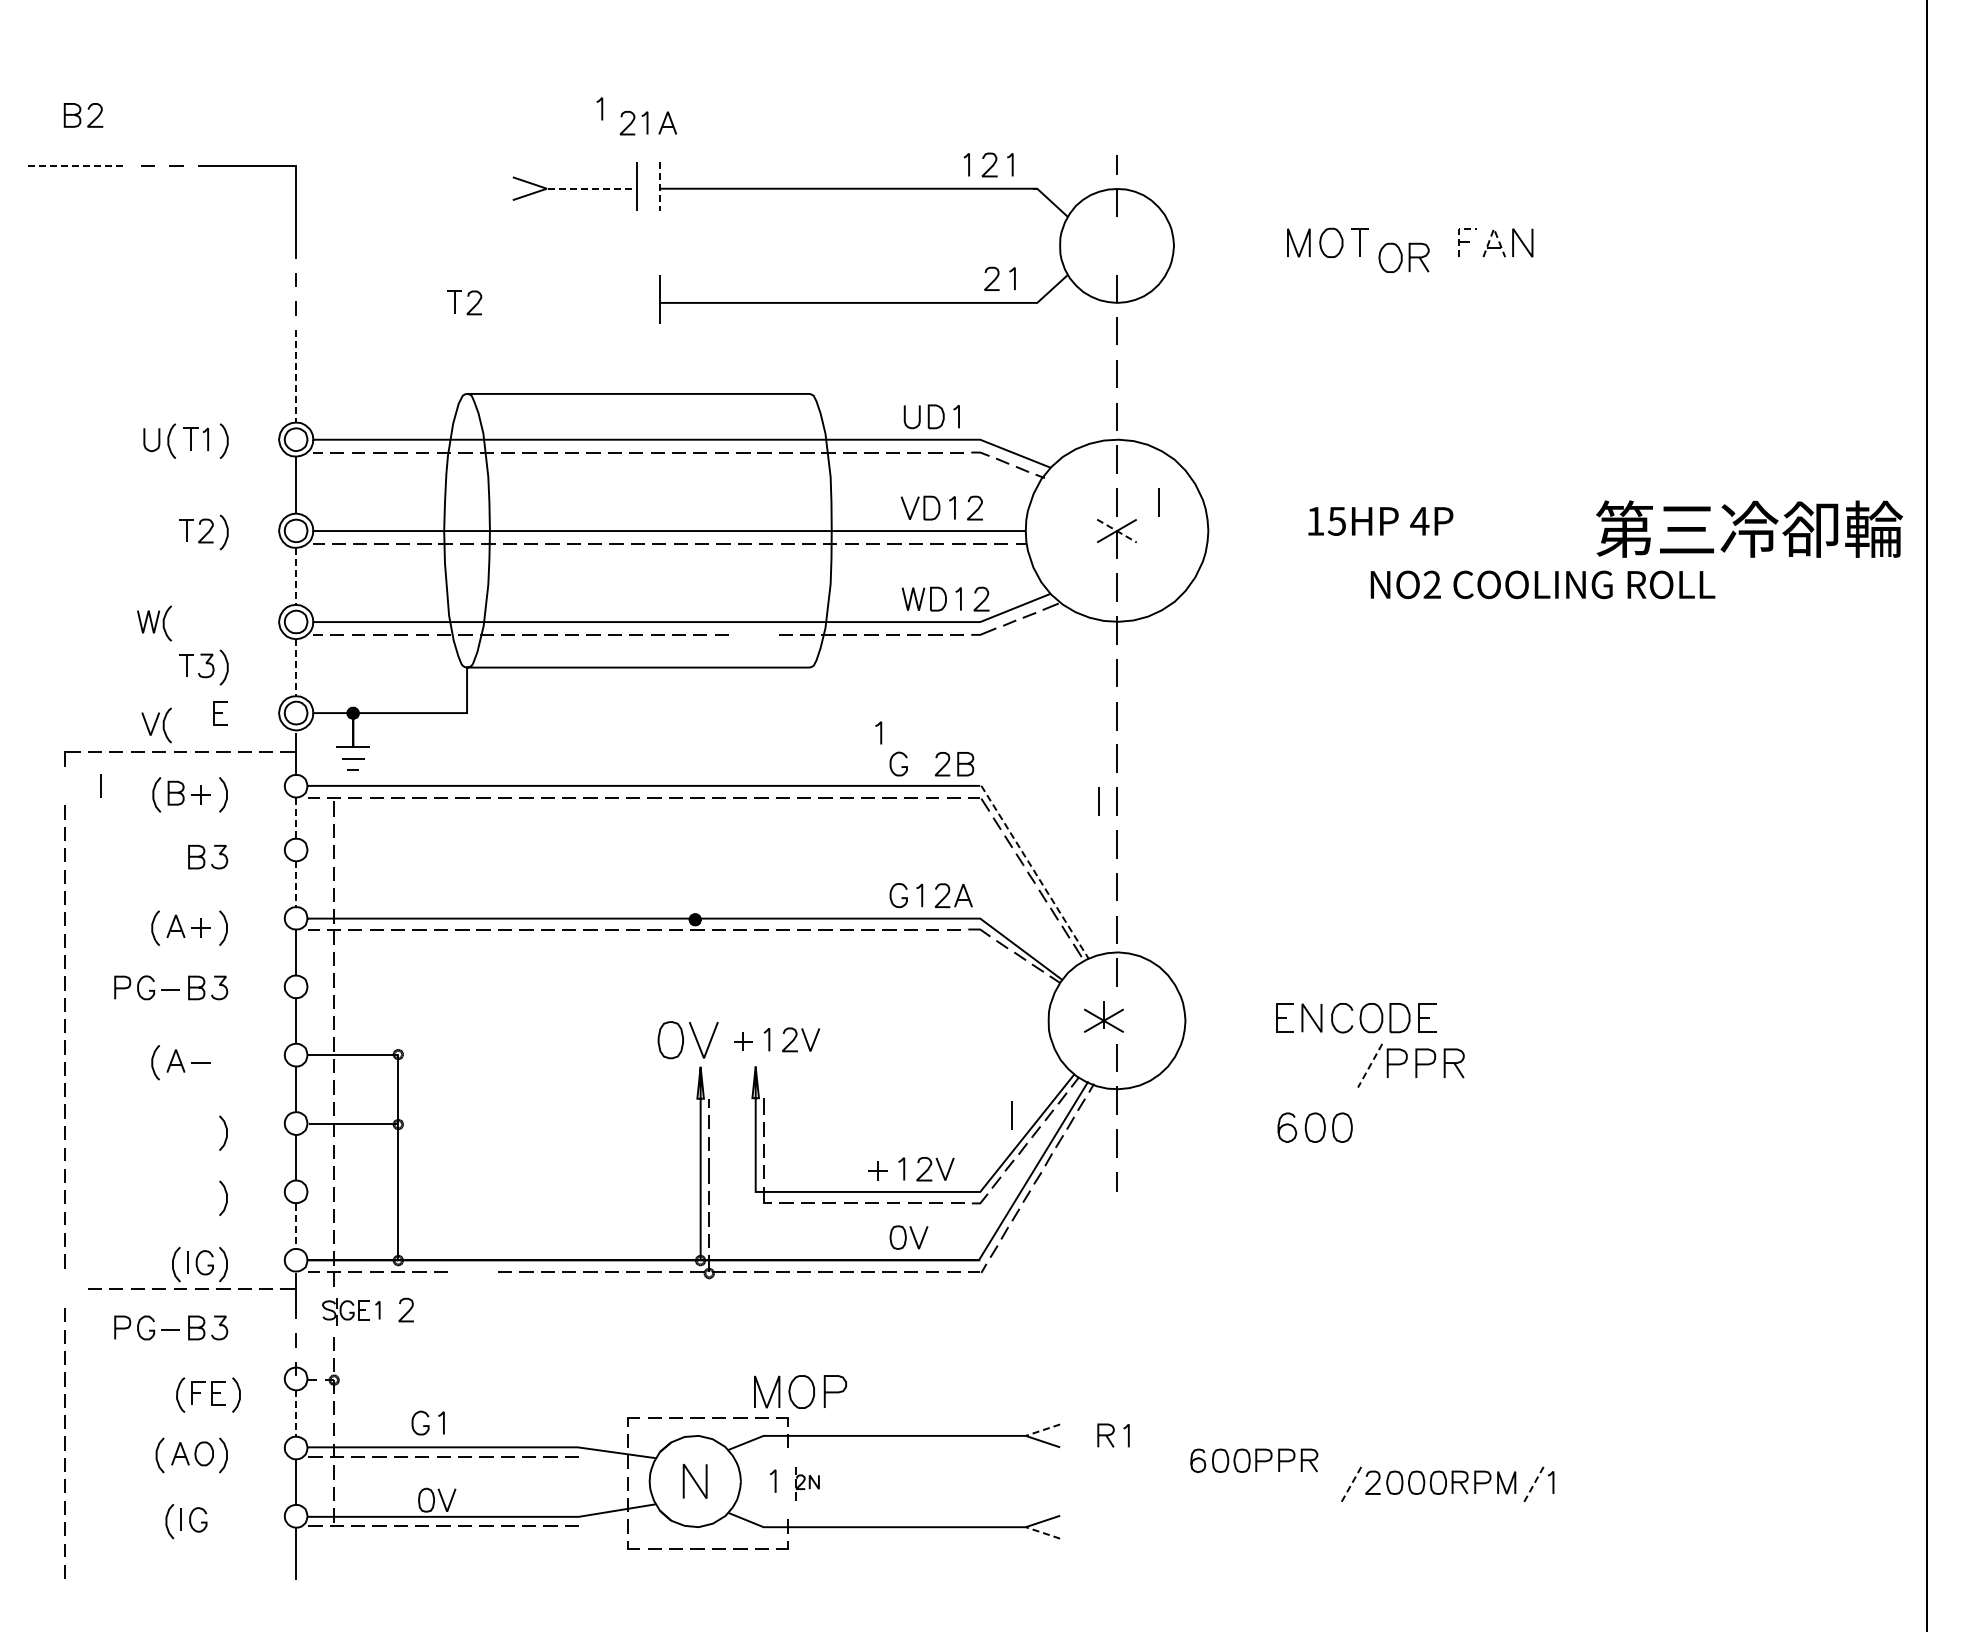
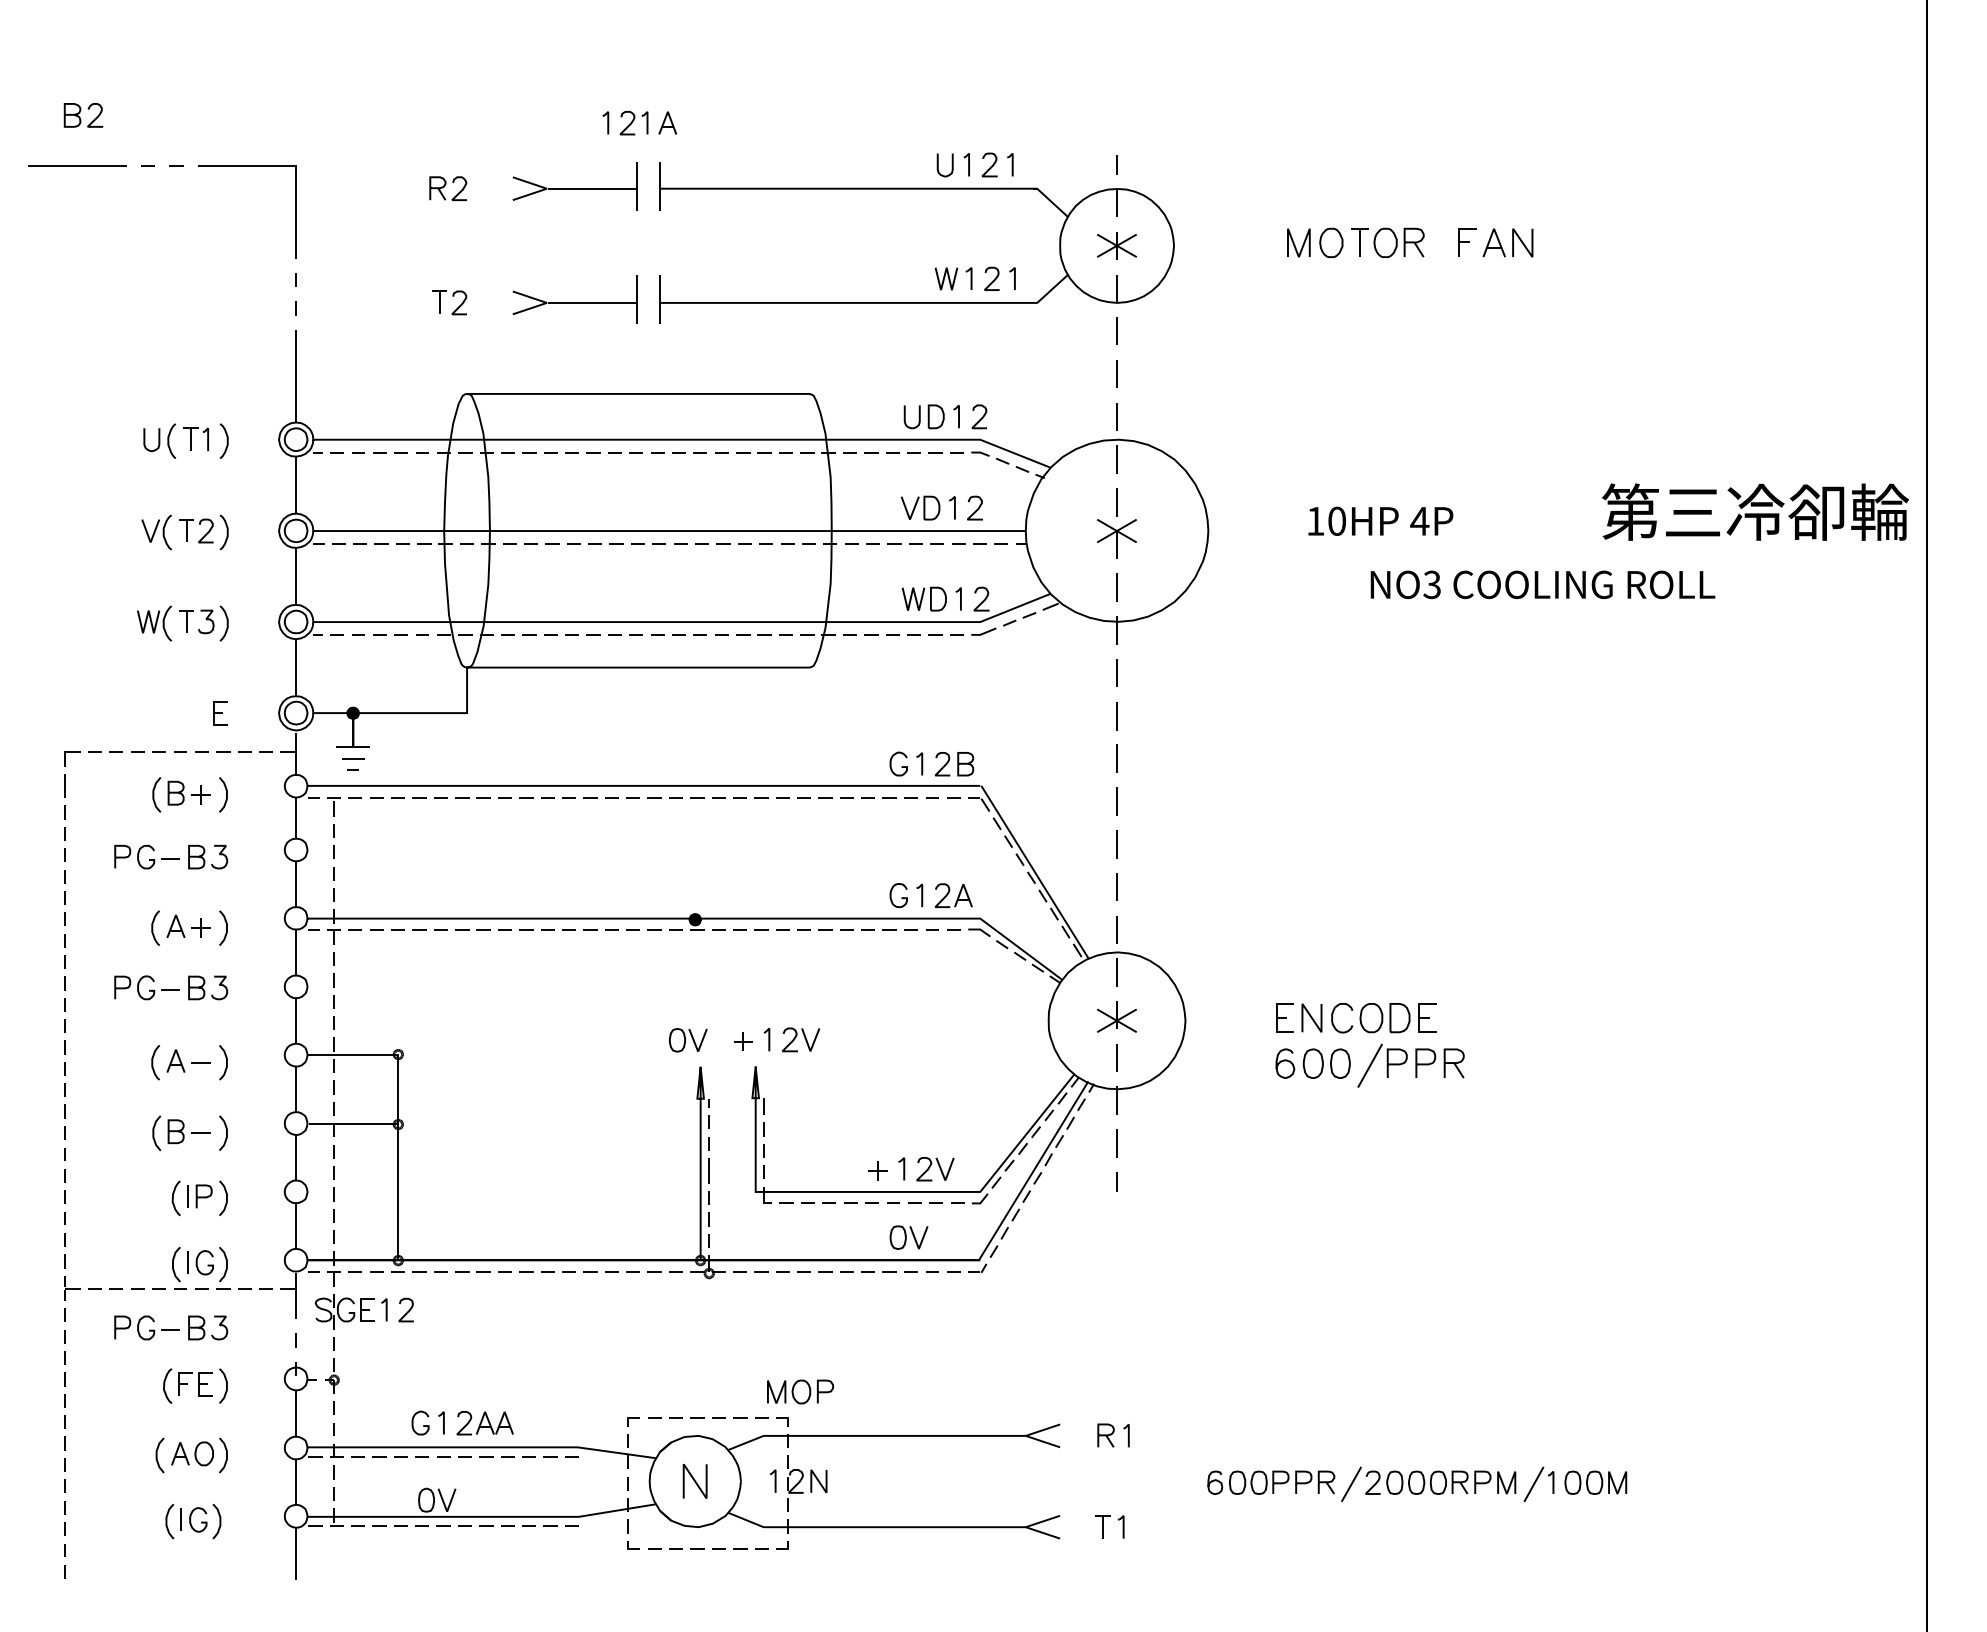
line position: (601, 108) -> (607, 122) (607, 122)
line: dashed -> solid (77, 165)
curve: none -> present (938, 165)
line: dashed -> solid (659, 186)
part: none -> present (448, 188)
line: dashed -> solid (593, 188)
line: dashed -> solid (1494, 228)
line: dashed -> solid (1458, 233)
part: none -> present (1116, 245)
part position: (1403, 257) -> (1398, 242) (1398, 242)
part: none -> present (953, 278)
part position: (467, 296) -> (452, 296) (452, 296)
part: none -> present (574, 299)
line: dashed -> solid (296, 376)
curve: none -> present (981, 417)
line: present -> none (1158, 502)
text: 15HP -> 10HP (1336, 520)
text position: (1749, 528) -> (1755, 511) (1755, 511)
line: dashed -> solid (1116, 531)
line: dashed -> solid (296, 576)
text: NO2 -> NO3 (1431, 585)
line: none -> present (750, 634)
part position: (203, 667) -> (203, 623) (203, 623)
line: dashed -> solid (296, 668)
part position: (156, 725) -> (156, 532) (156, 532)
line position: (880, 732) -> (921, 763) (921, 763)
line position: (100, 785) -> (64, 785) (64, 785)
line: present -> none (1098, 801)
line: dashed -> solid (296, 818)
part: none -> present (146, 856)
line: dashed -> solid (1034, 872)
line: dashed -> solid (296, 884)
part position: (1103, 1016) -> (1116, 1016) (1116, 1016)
part size: 62x39 px -> 39x25 px (688, 1040)
curve: none -> present (226, 1062)
line: dashed -> solid (1370, 1065)
line: present -> none (1011, 1115)
part position: (1314, 1127) -> (1312, 1063) (1312, 1063)
part: none -> present (181, 1132)
part: none -> present (191, 1198)
line: dashed -> solid (296, 1227)
line: none -> present (469, 1271)
part: none -> present (72, 1288)
part size: 59x28 px -> 73x36 px (351, 1311)
part size: 93x34 px -> 67x26 px (800, 1391)
part position: (208, 1394) -> (195, 1385) (195, 1385)
line: dashed -> solid (296, 1413)
part: none -> present (484, 1423)
line: dashed -> solid (1042, 1430)
part position: (1254, 1460) -> (1271, 1482) (1271, 1482)
part: none -> present (1595, 1482)
part size: 25x34 px -> 41x57 px (807, 1483)
line: dashed -> solid (1351, 1484)
line: dashed -> solid (1533, 1484)
curve: none -> present (219, 1521)
part: none -> present (1109, 1526)
line: dashed -> solid (1042, 1532)
